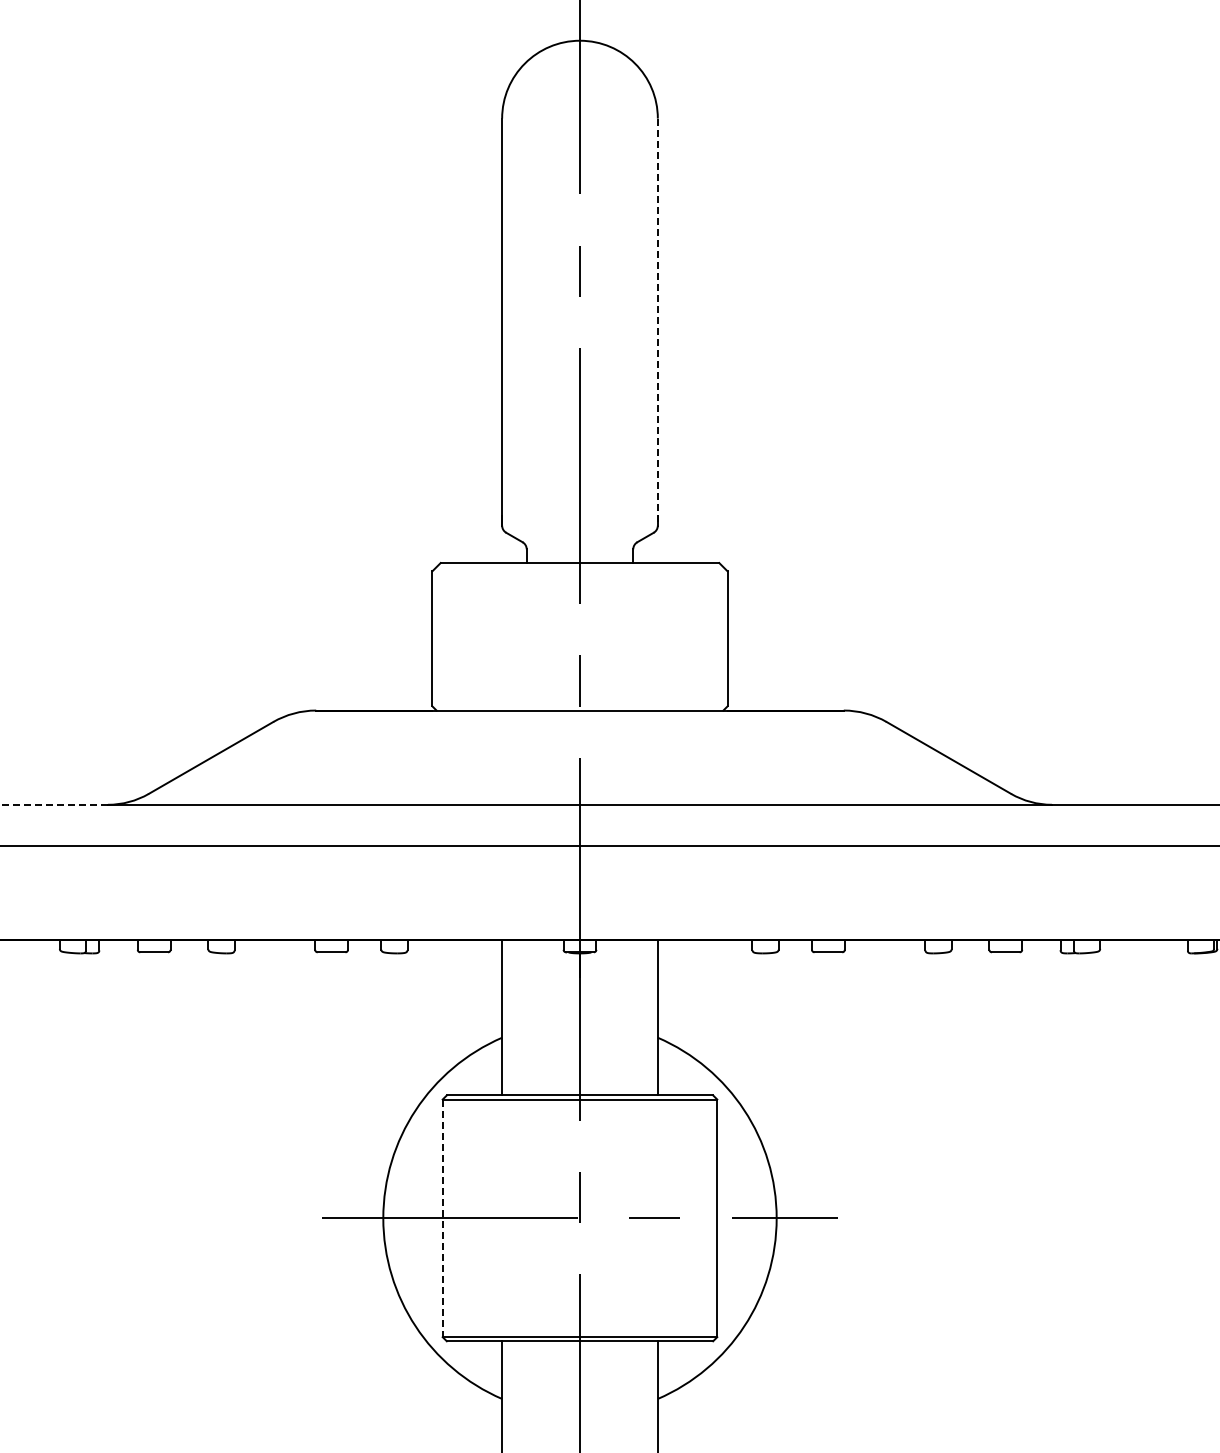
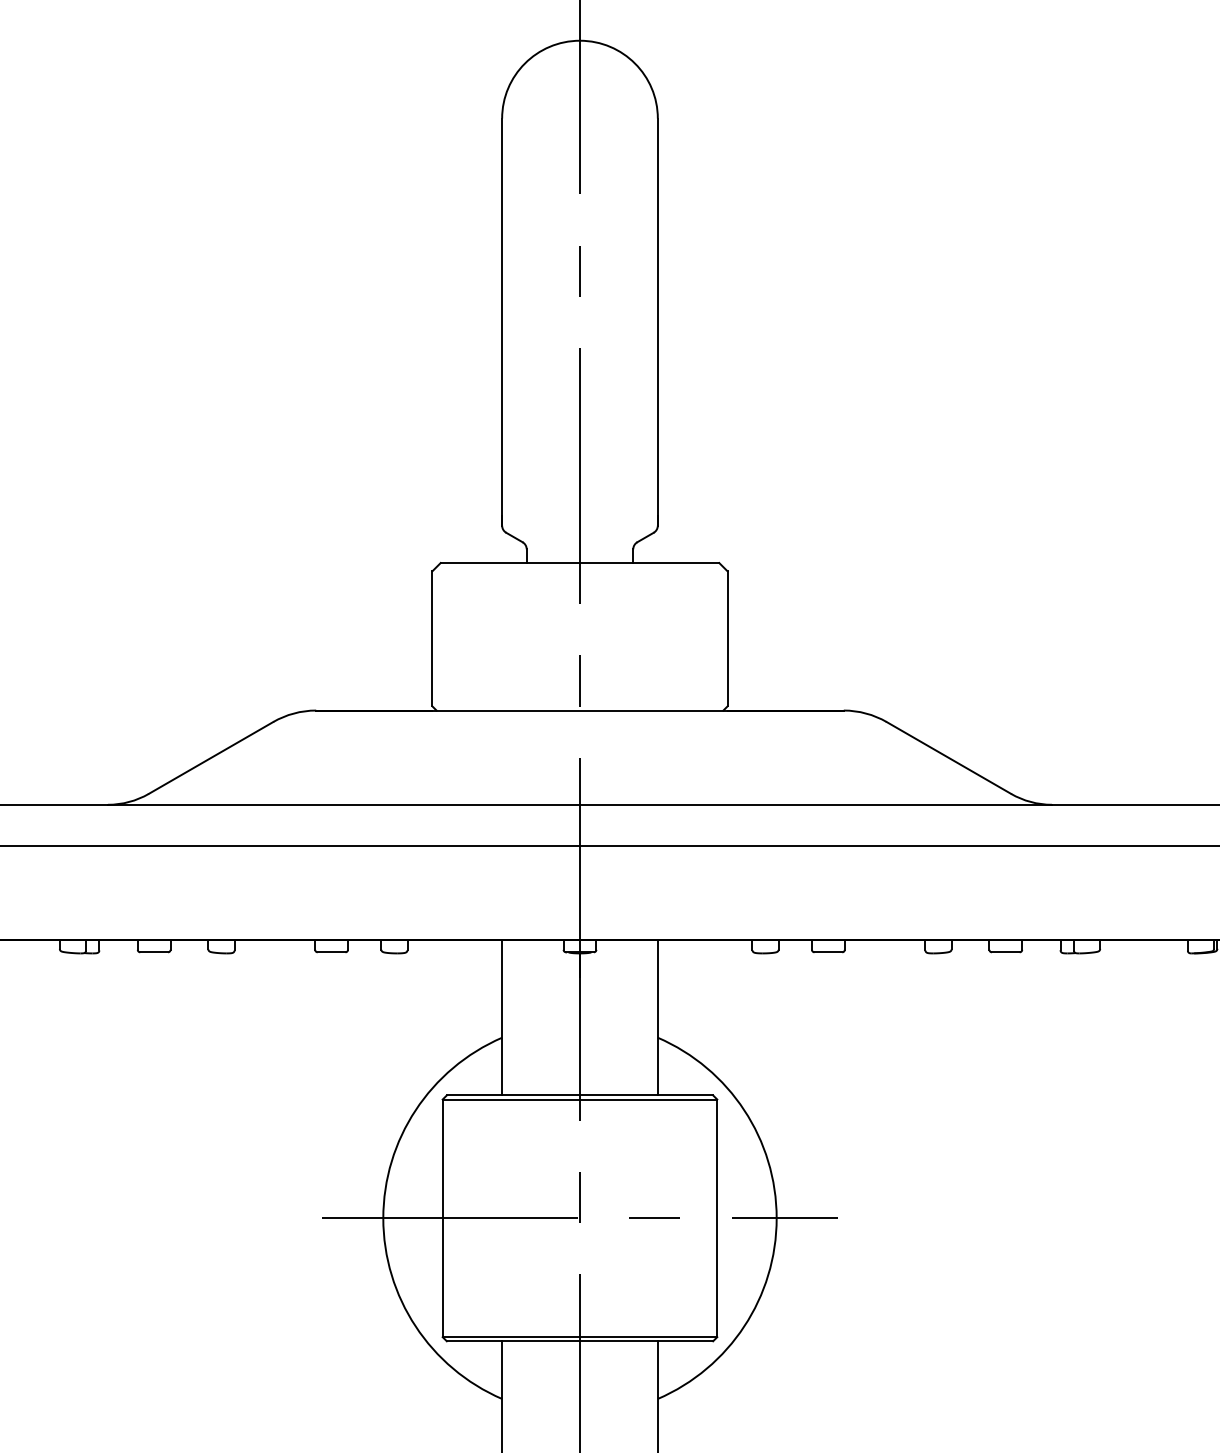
line: dashed -> solid (657, 322)
line: dashed -> solid (54, 804)
line: dashed -> solid (442, 1218)
